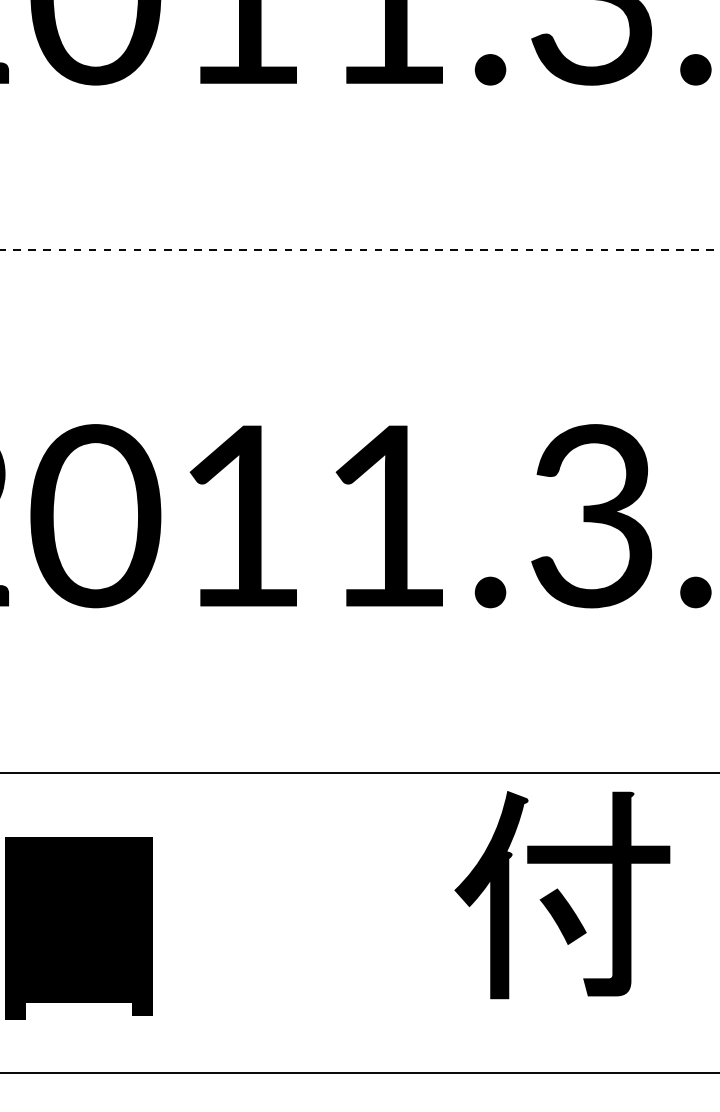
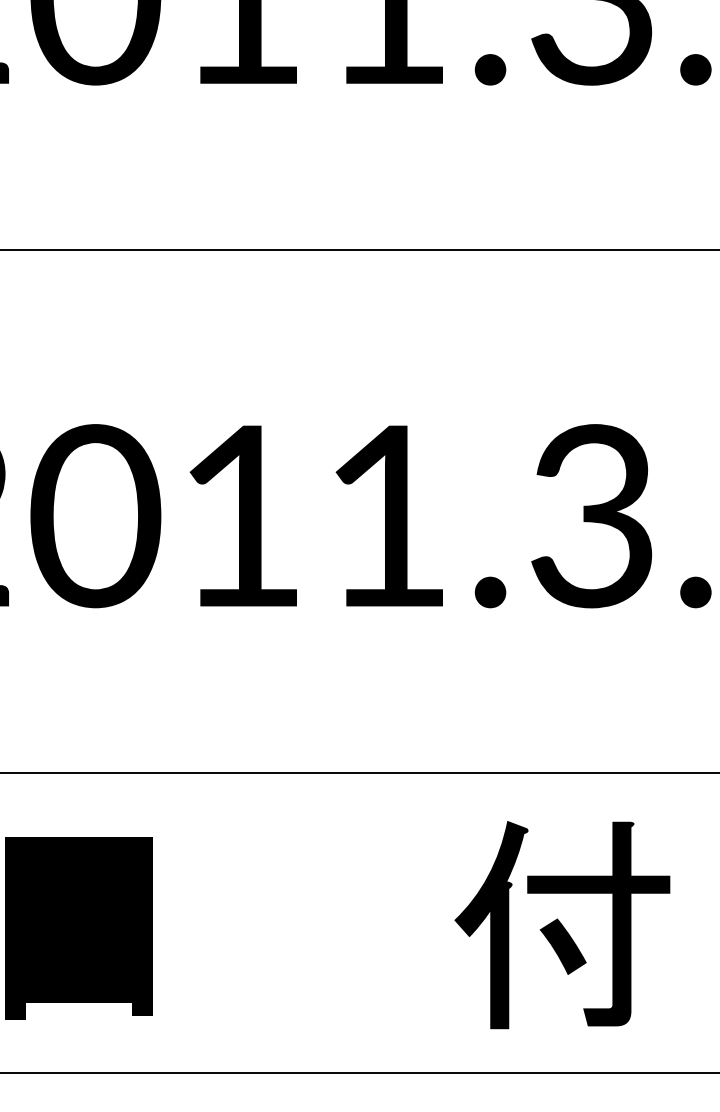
line: dashed -> solid (360, 249)
part position: (562, 895) -> (562, 925) (562, 925)
